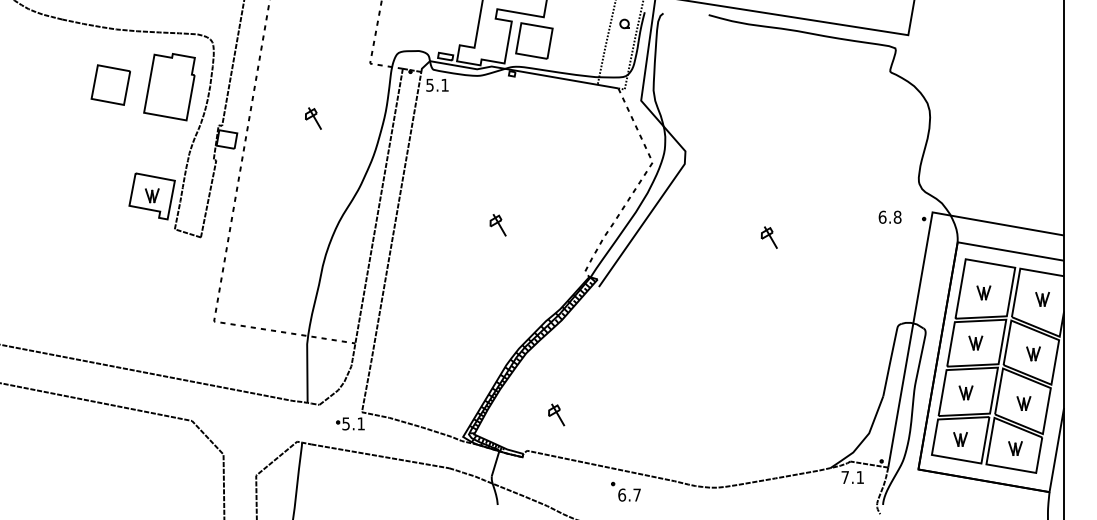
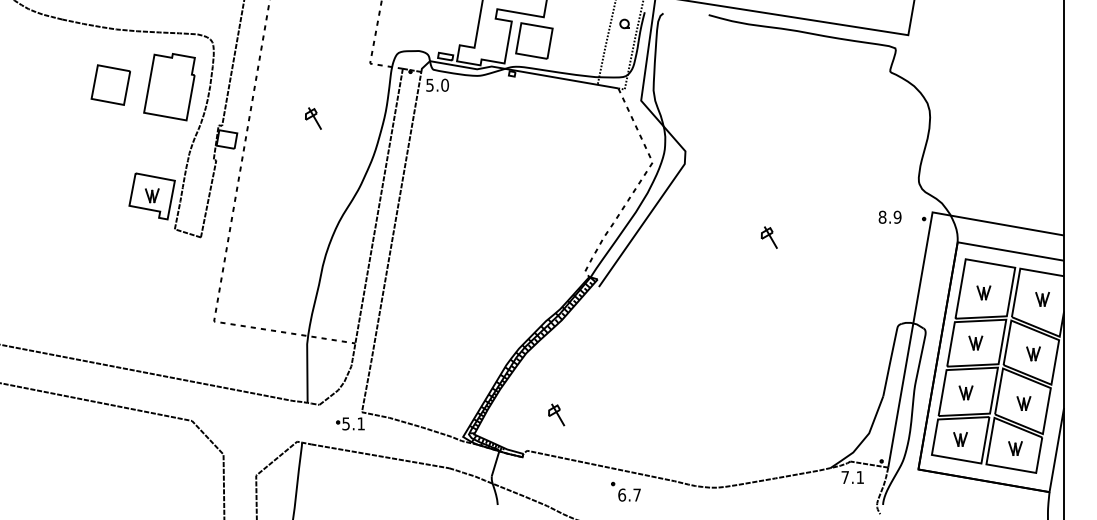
text: 5.1 -> 5.0 (444, 84)
text: 6.8 -> 8.9 (889, 216)
part: present -> none (497, 225)
